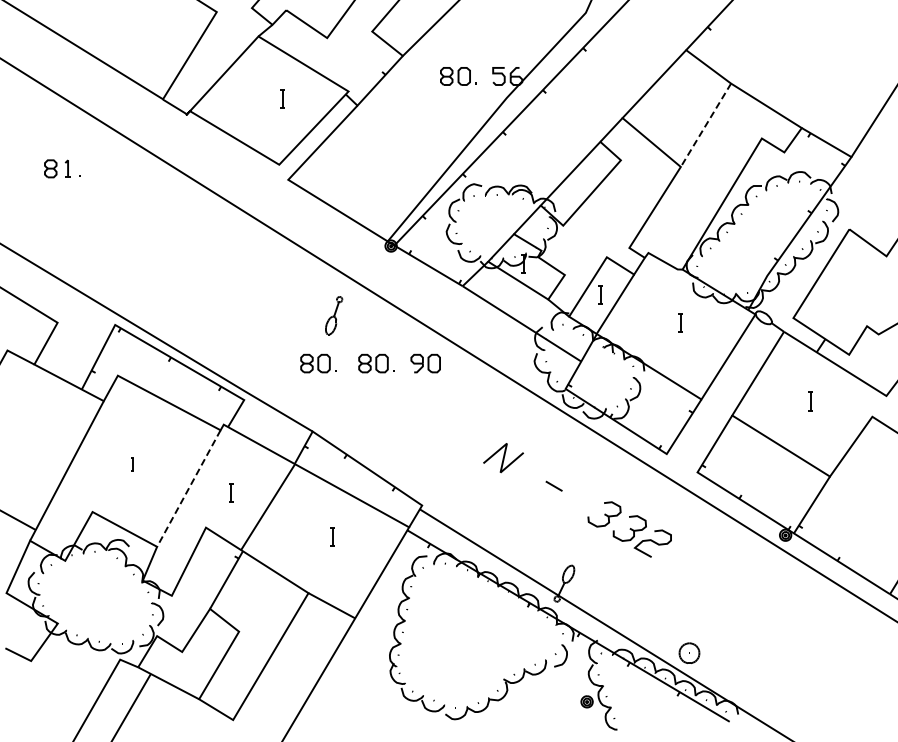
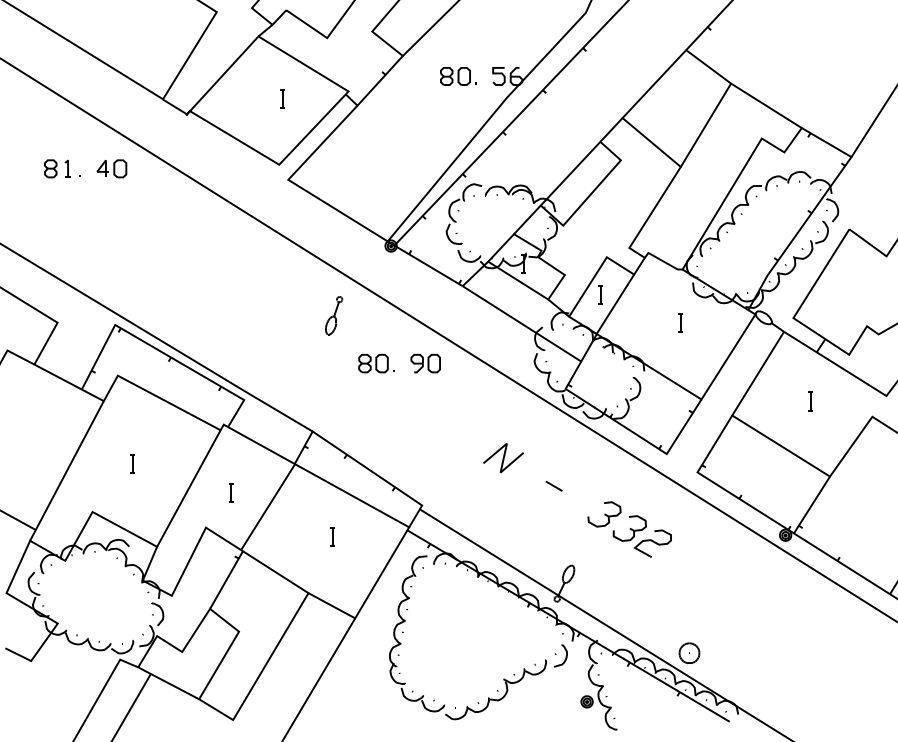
line: dashed -> solid (705, 125)
part: none -> present (111, 168)
part: present -> none (318, 363)
part size: 3x15 px -> 5x20 px (132, 463)
line: dashed -> solid (188, 488)
